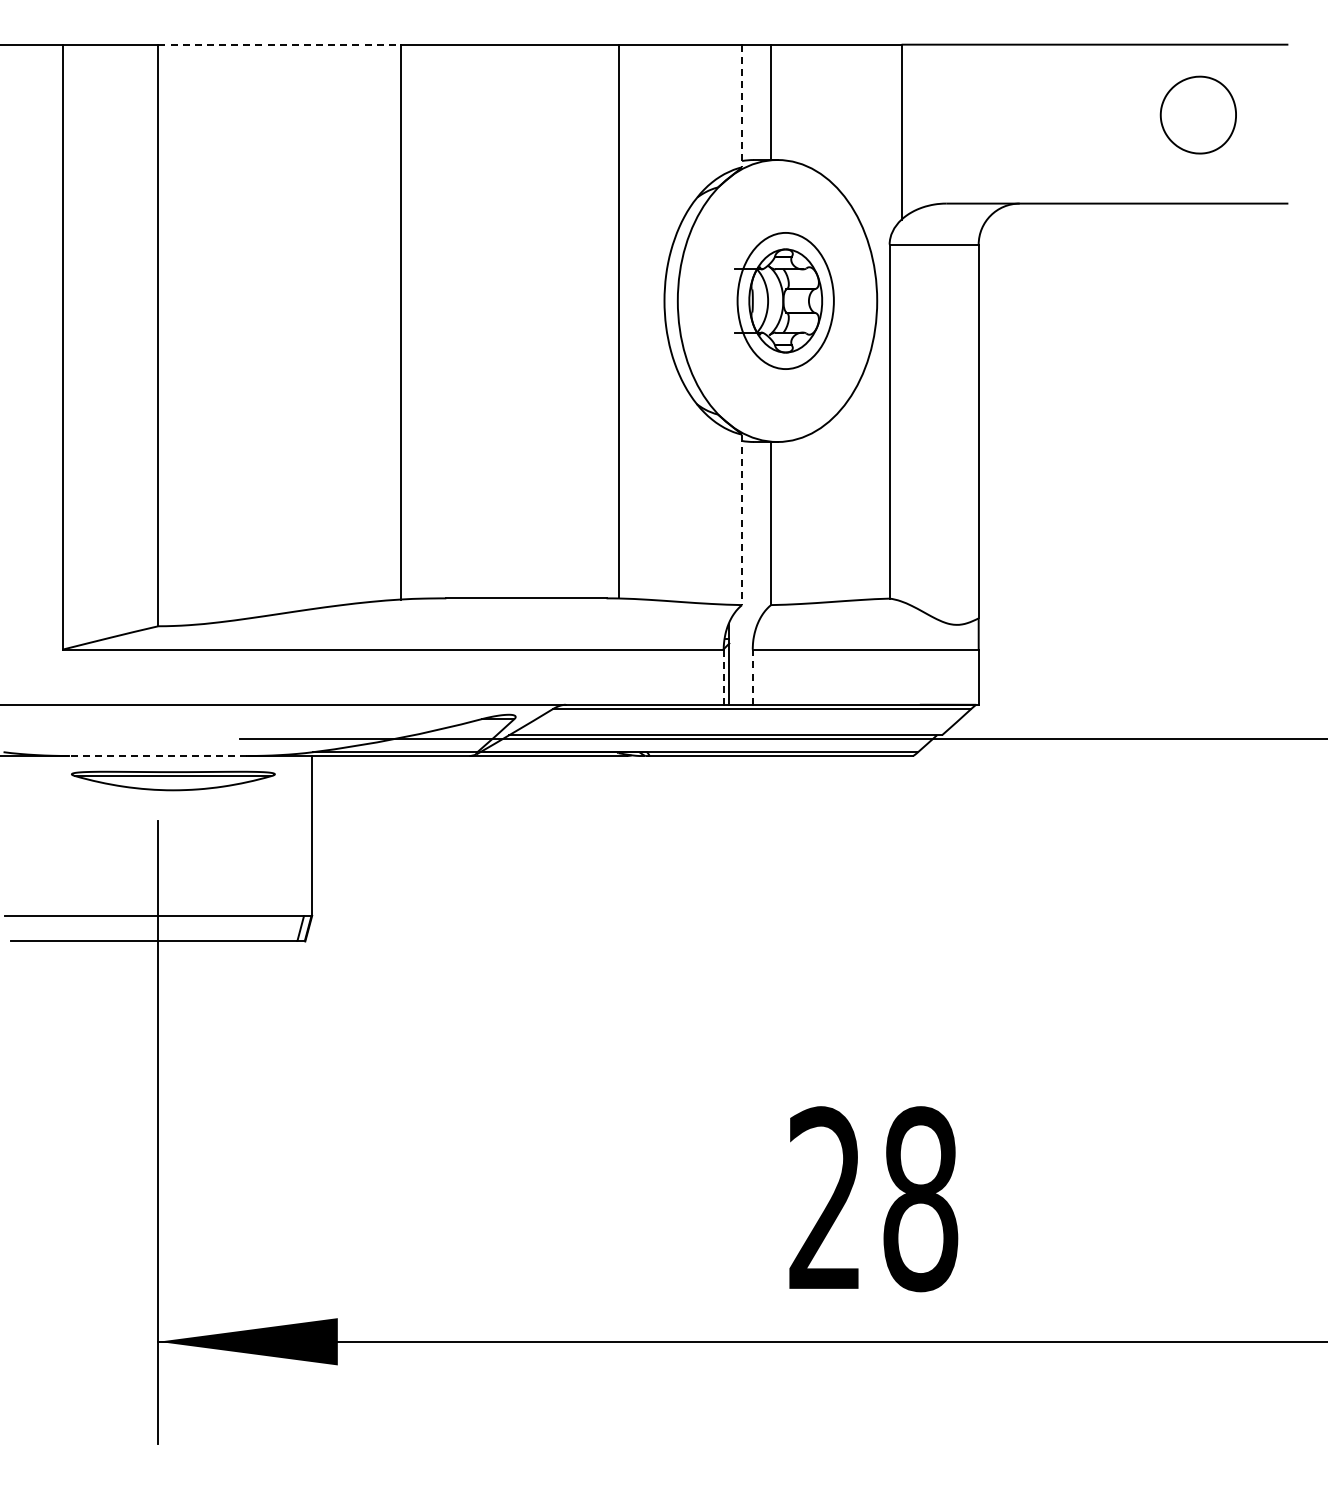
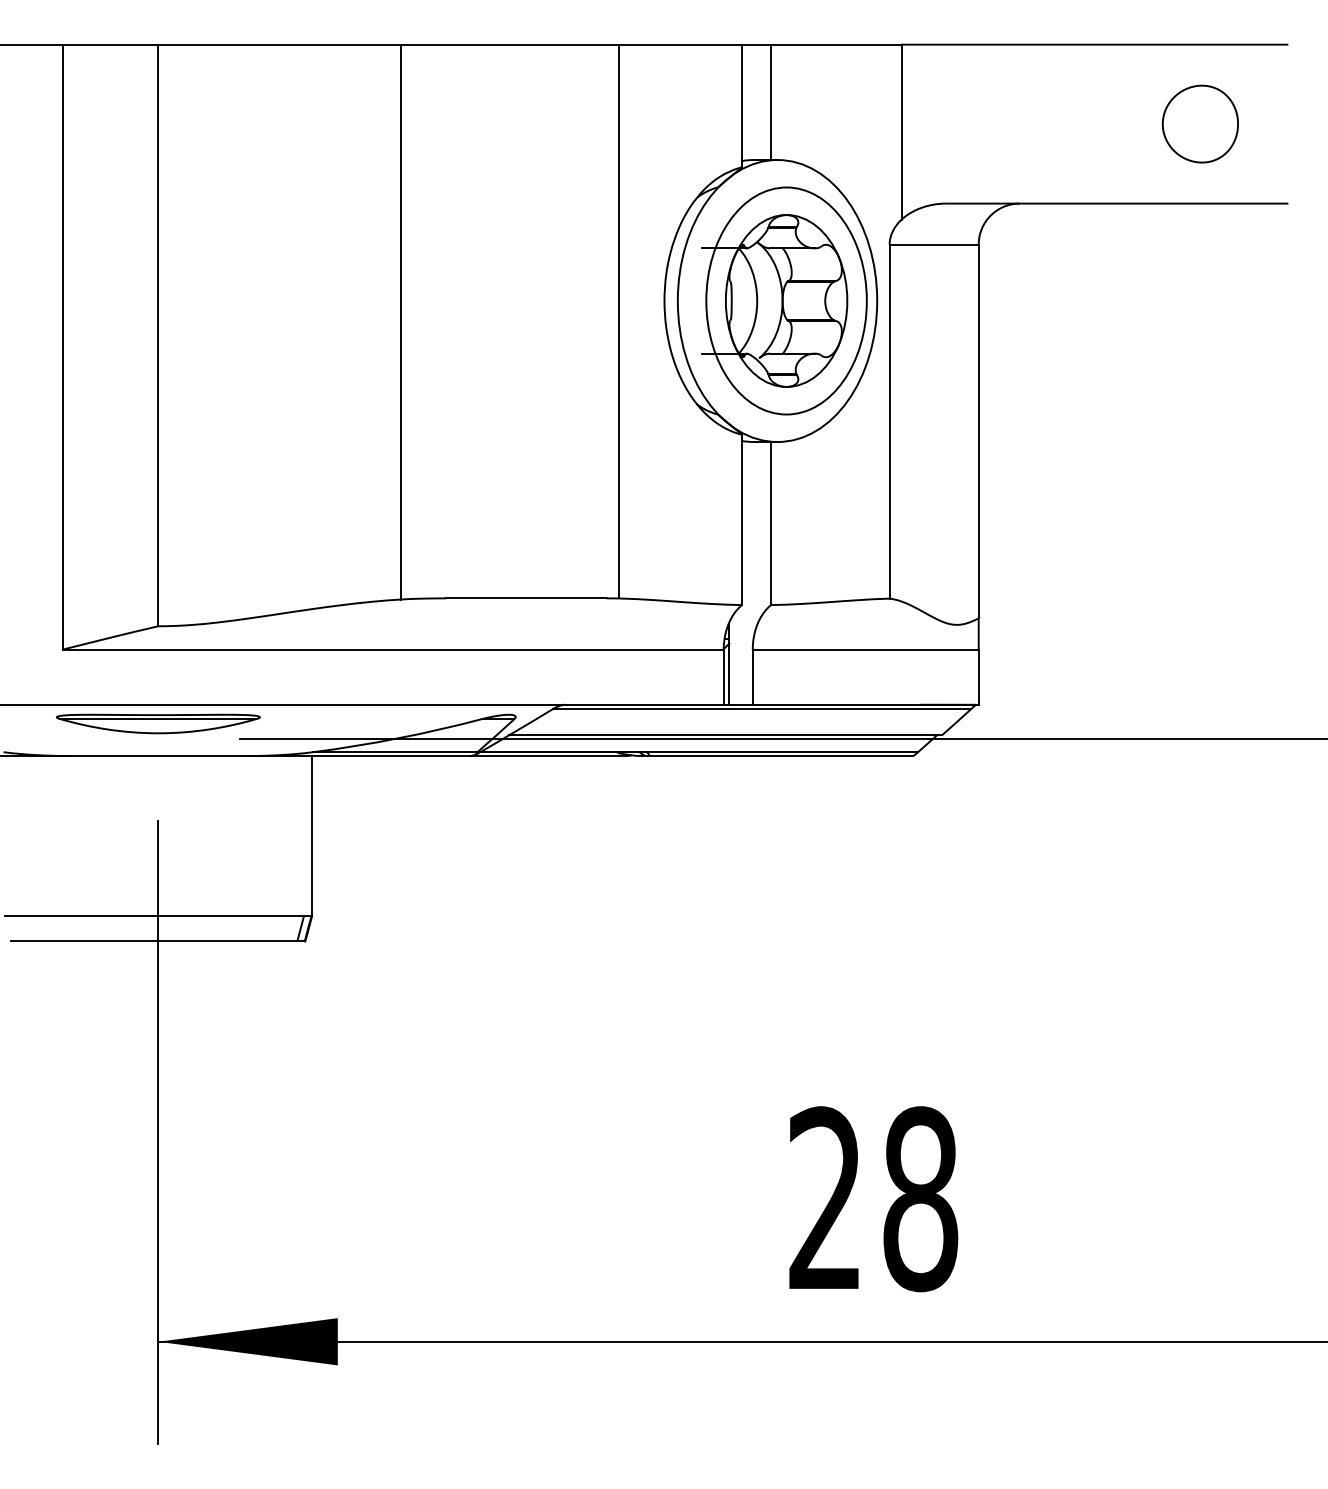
line: dashed -> solid (280, 44)
line: dashed -> solid (742, 106)
part position: (1197, 114) -> (1199, 123) (1199, 123)
part size: 101x138 px -> 167x230 px (784, 300)
line: dashed -> solid (742, 520)
line: dashed -> solid (723, 677)
line: dashed -> solid (752, 677)
line: dashed -> solid (157, 756)
part position: (173, 780) -> (158, 723) (158, 723)
